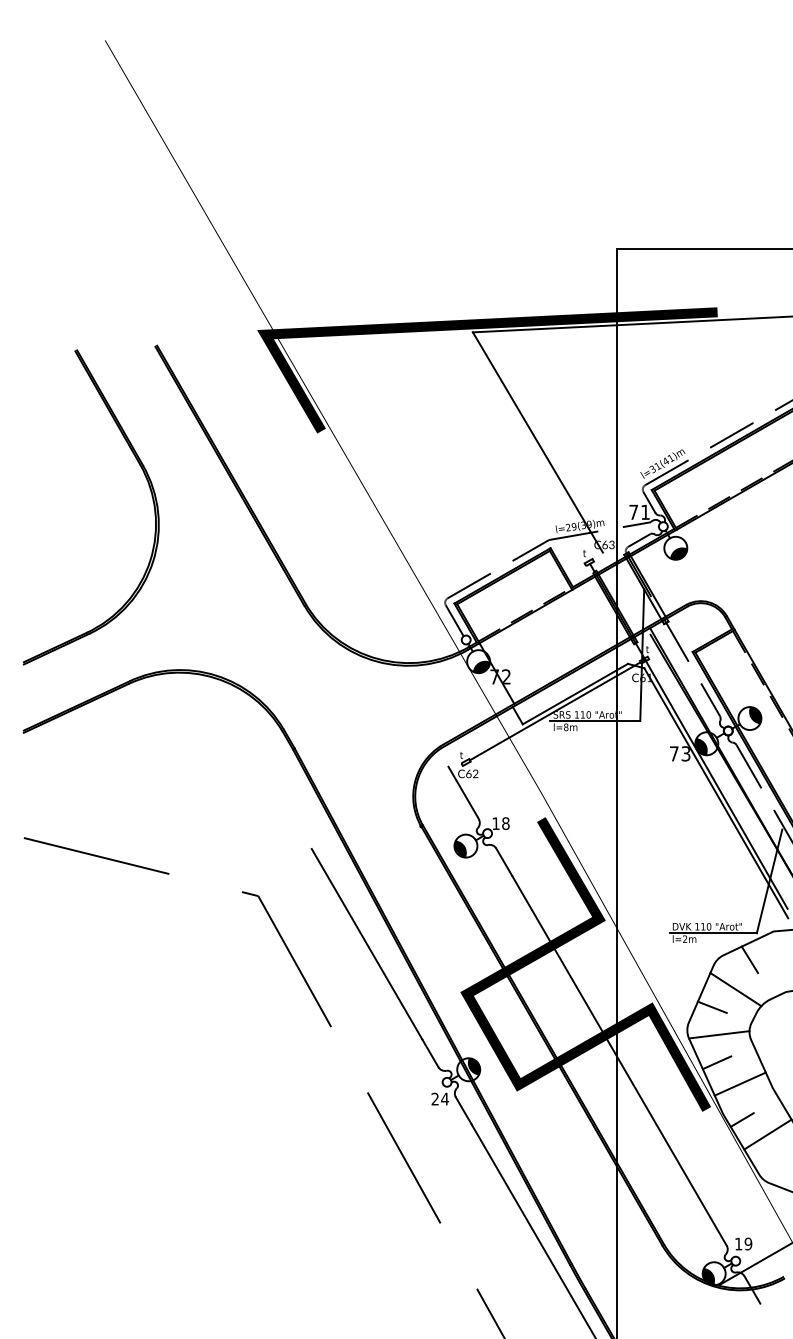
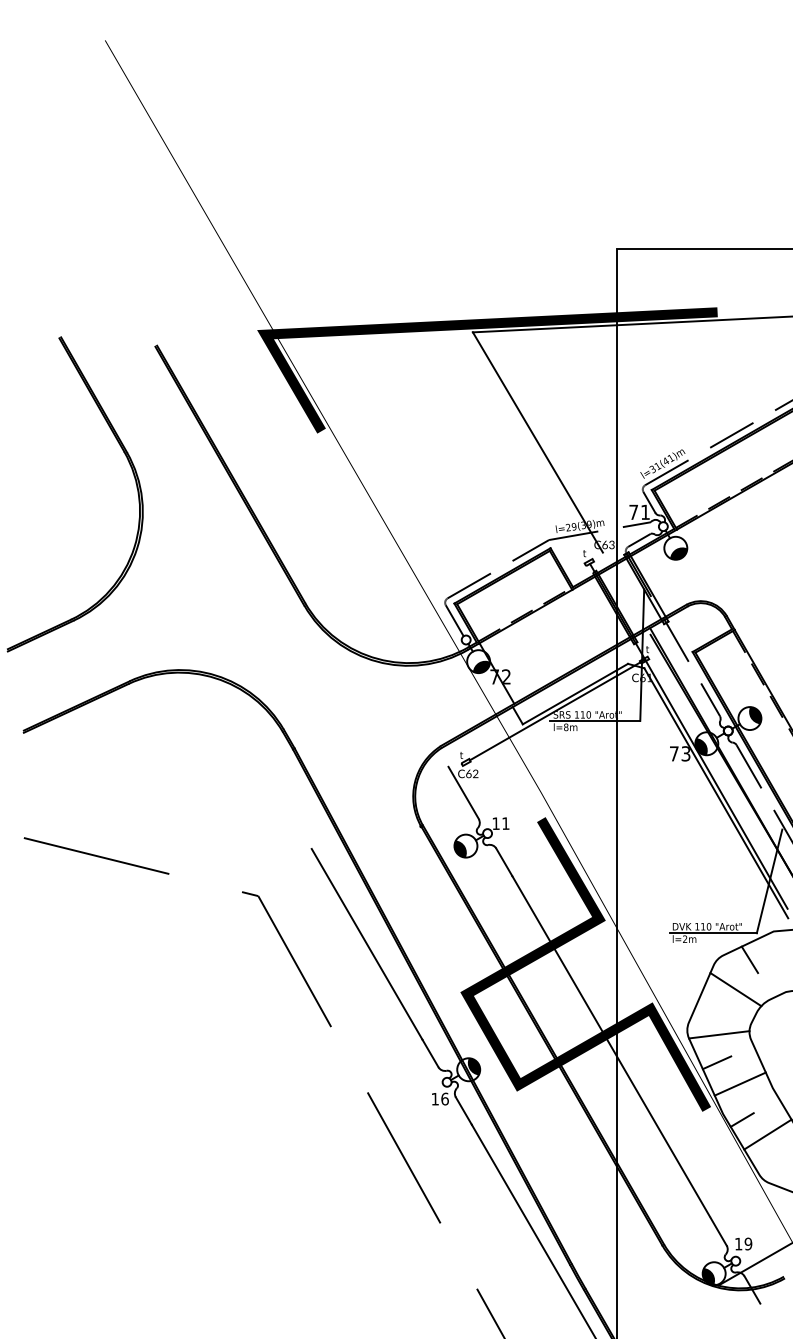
part position: (148, 486) -> (132, 473) (132, 473)
text: 18 -> 11 (505, 823)
line: present -> none (711, 1006)
text: 24 -> 16 (440, 1098)
